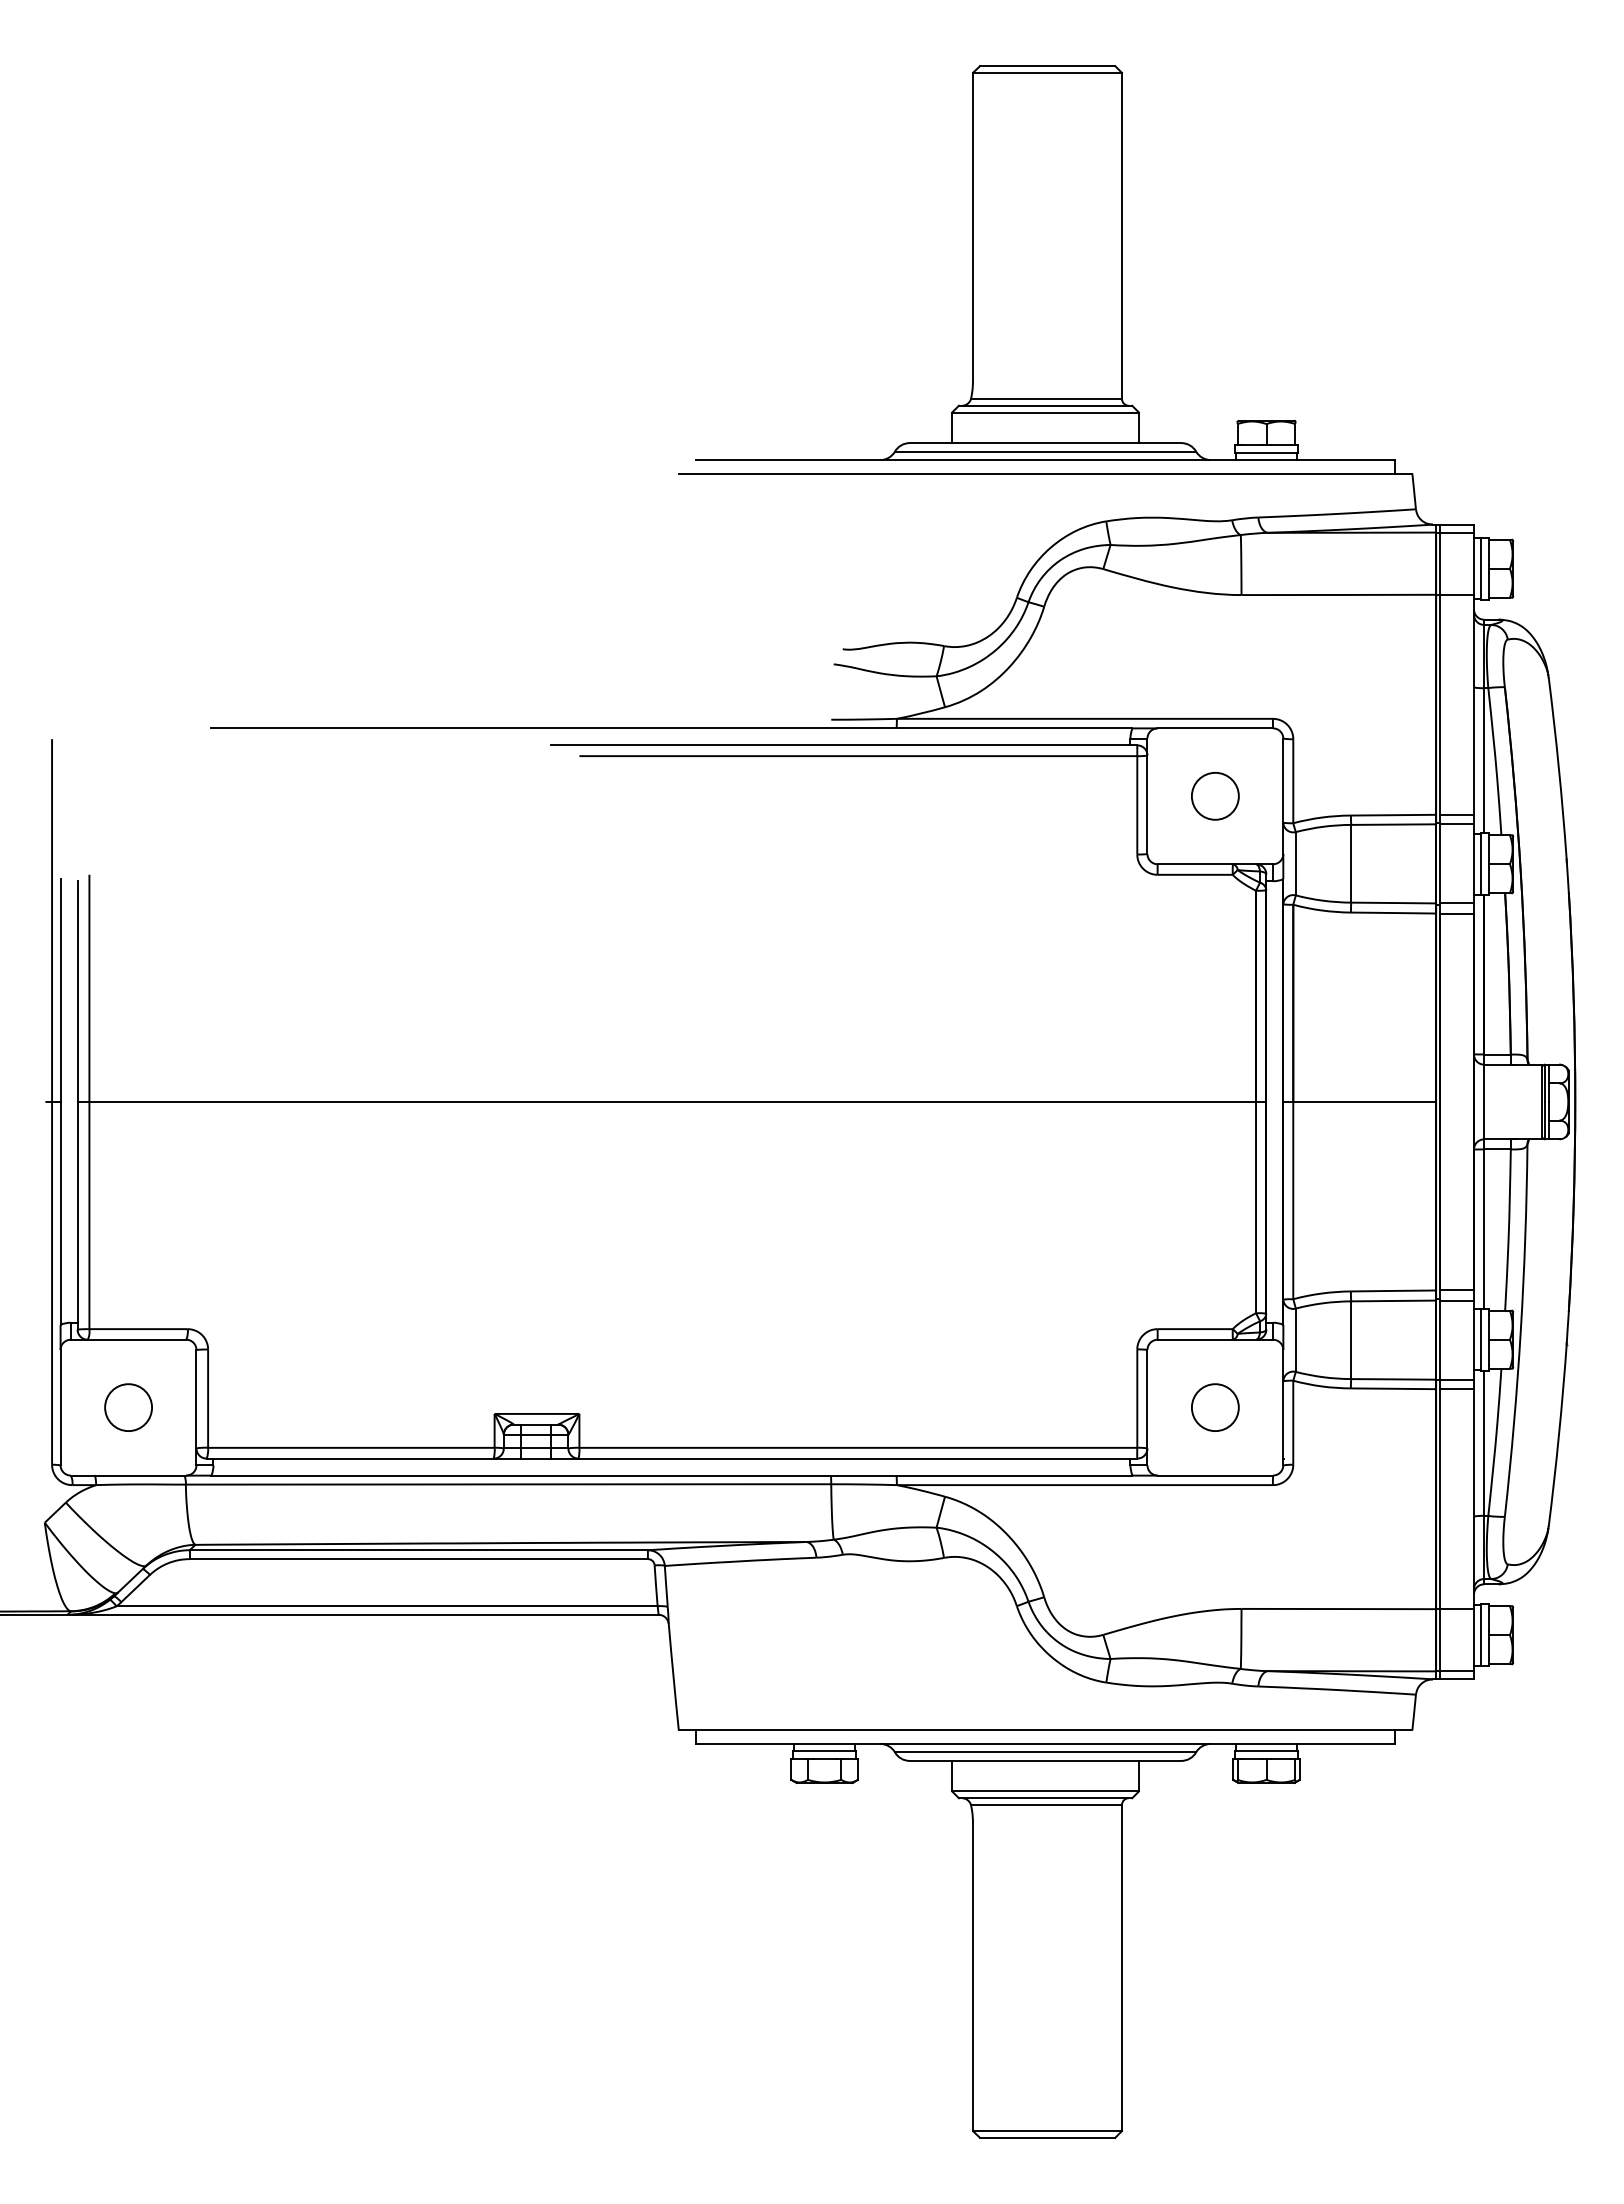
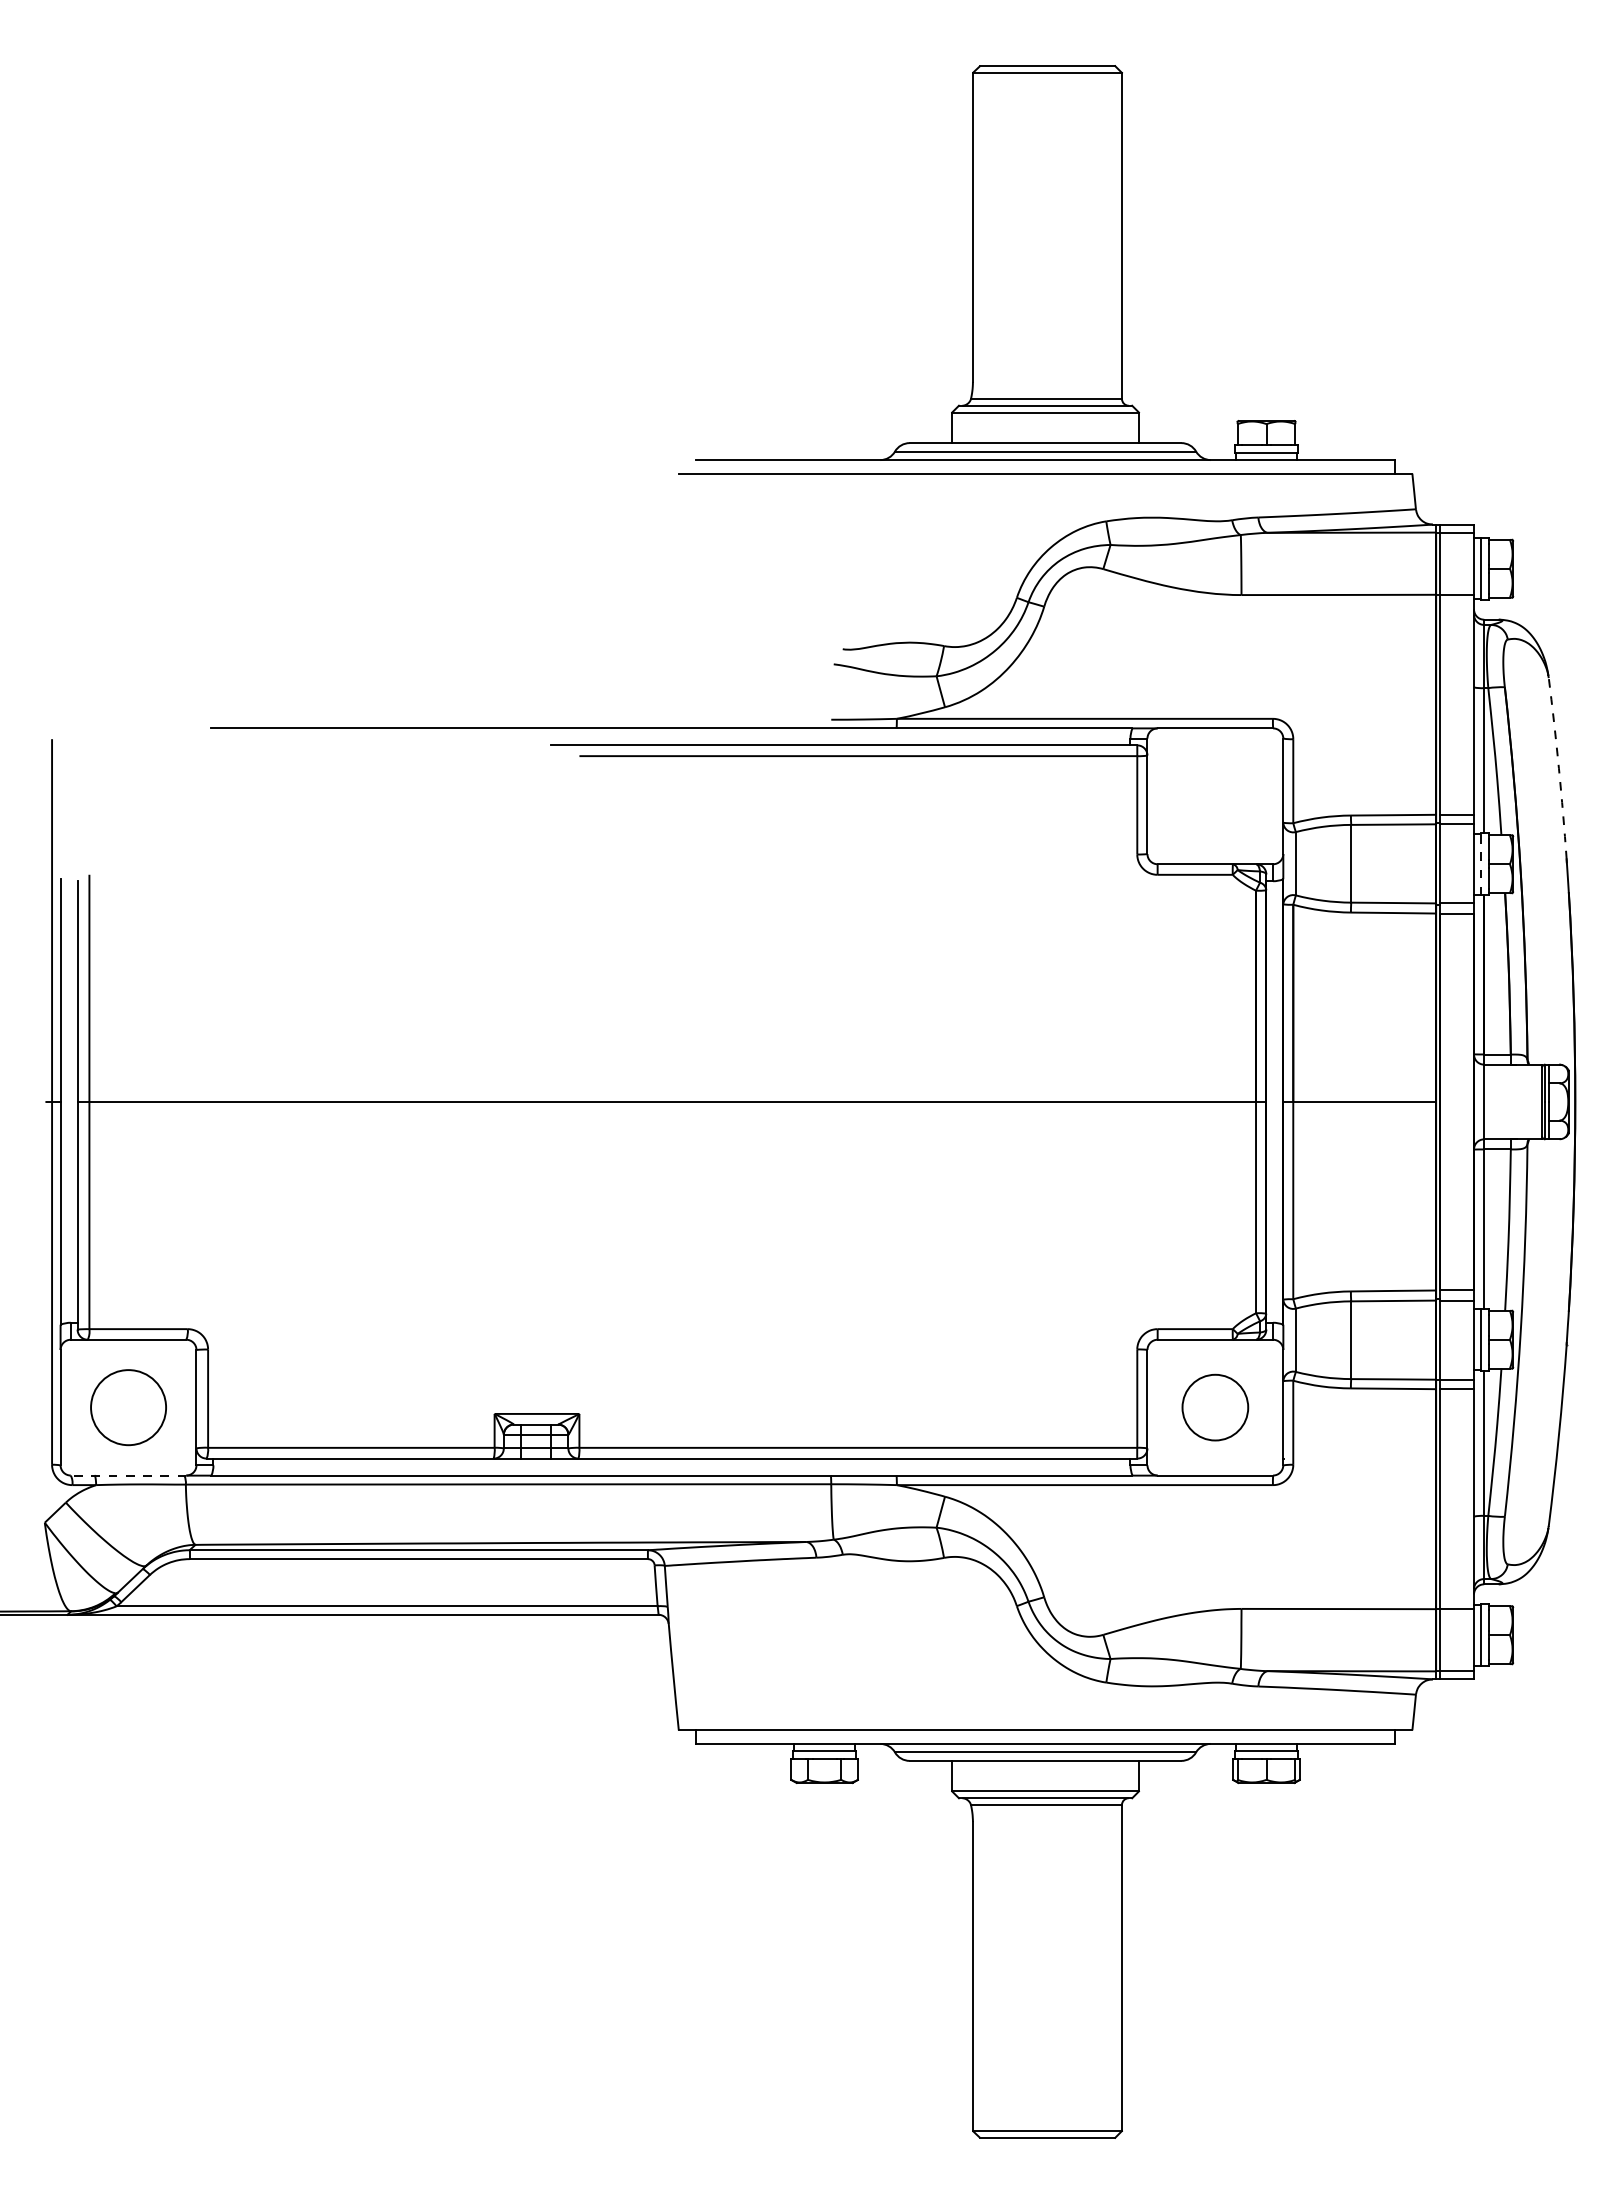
arc: solid -> dashed (1558, 768)
circle: present -> none (1215, 796)
line: solid -> dashed (1480, 863)
circle diameter: 47 px -> 75 px (128, 1407)
circle diameter: 47 px -> 66 px (1215, 1407)
line: solid -> dashed (128, 1475)
